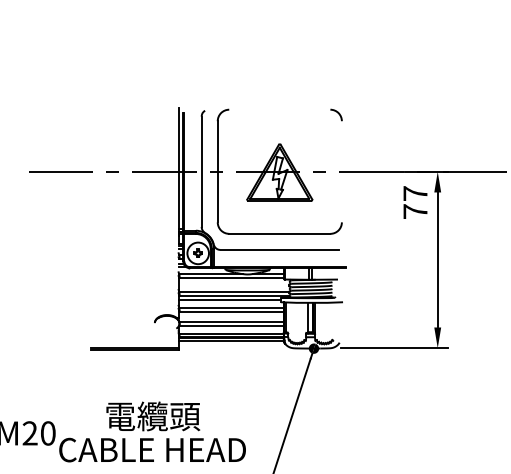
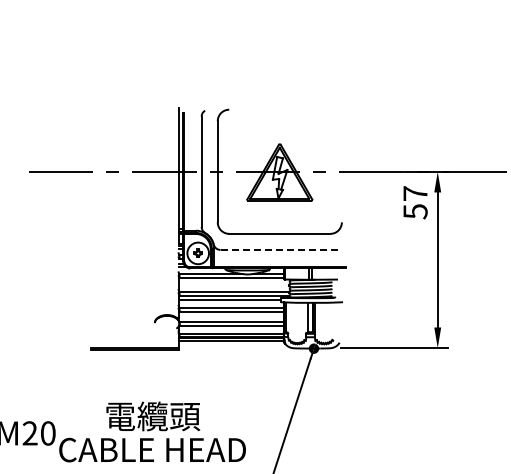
arc: present -> none (337, 113)
text: 77 -> 57 (415, 211)
line: solid -> dashed (280, 249)
